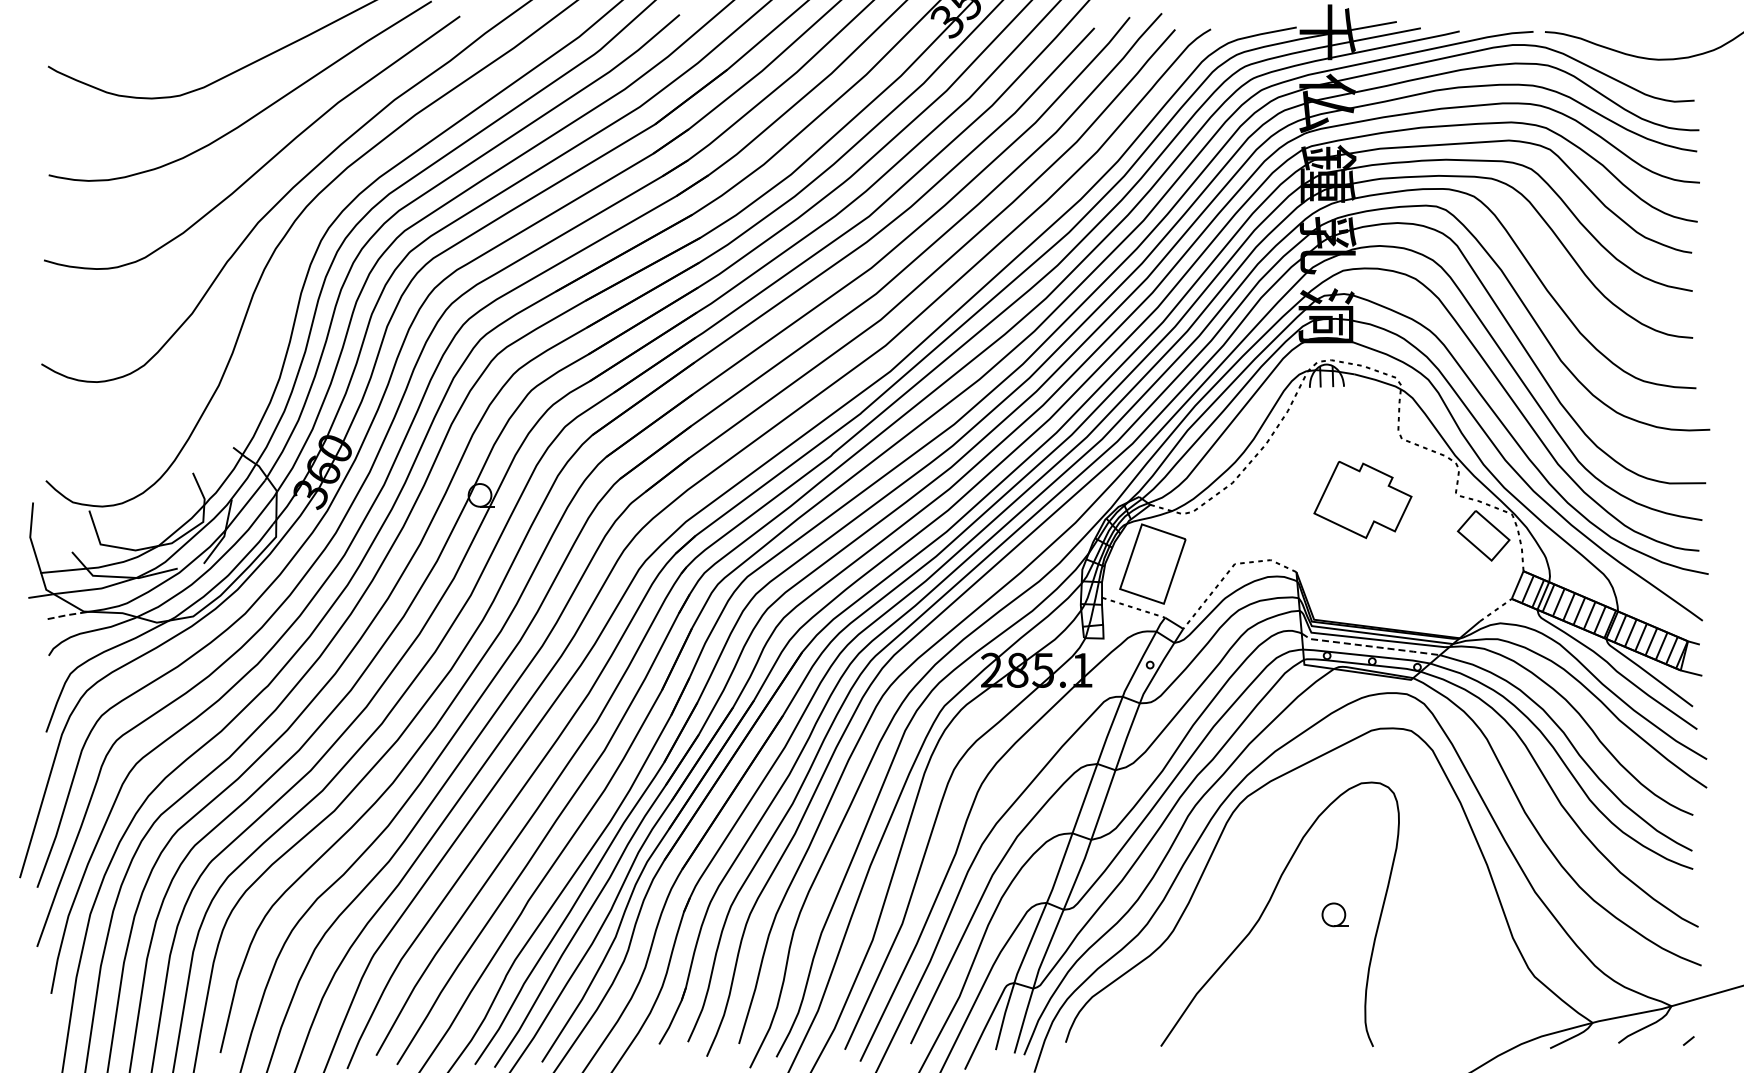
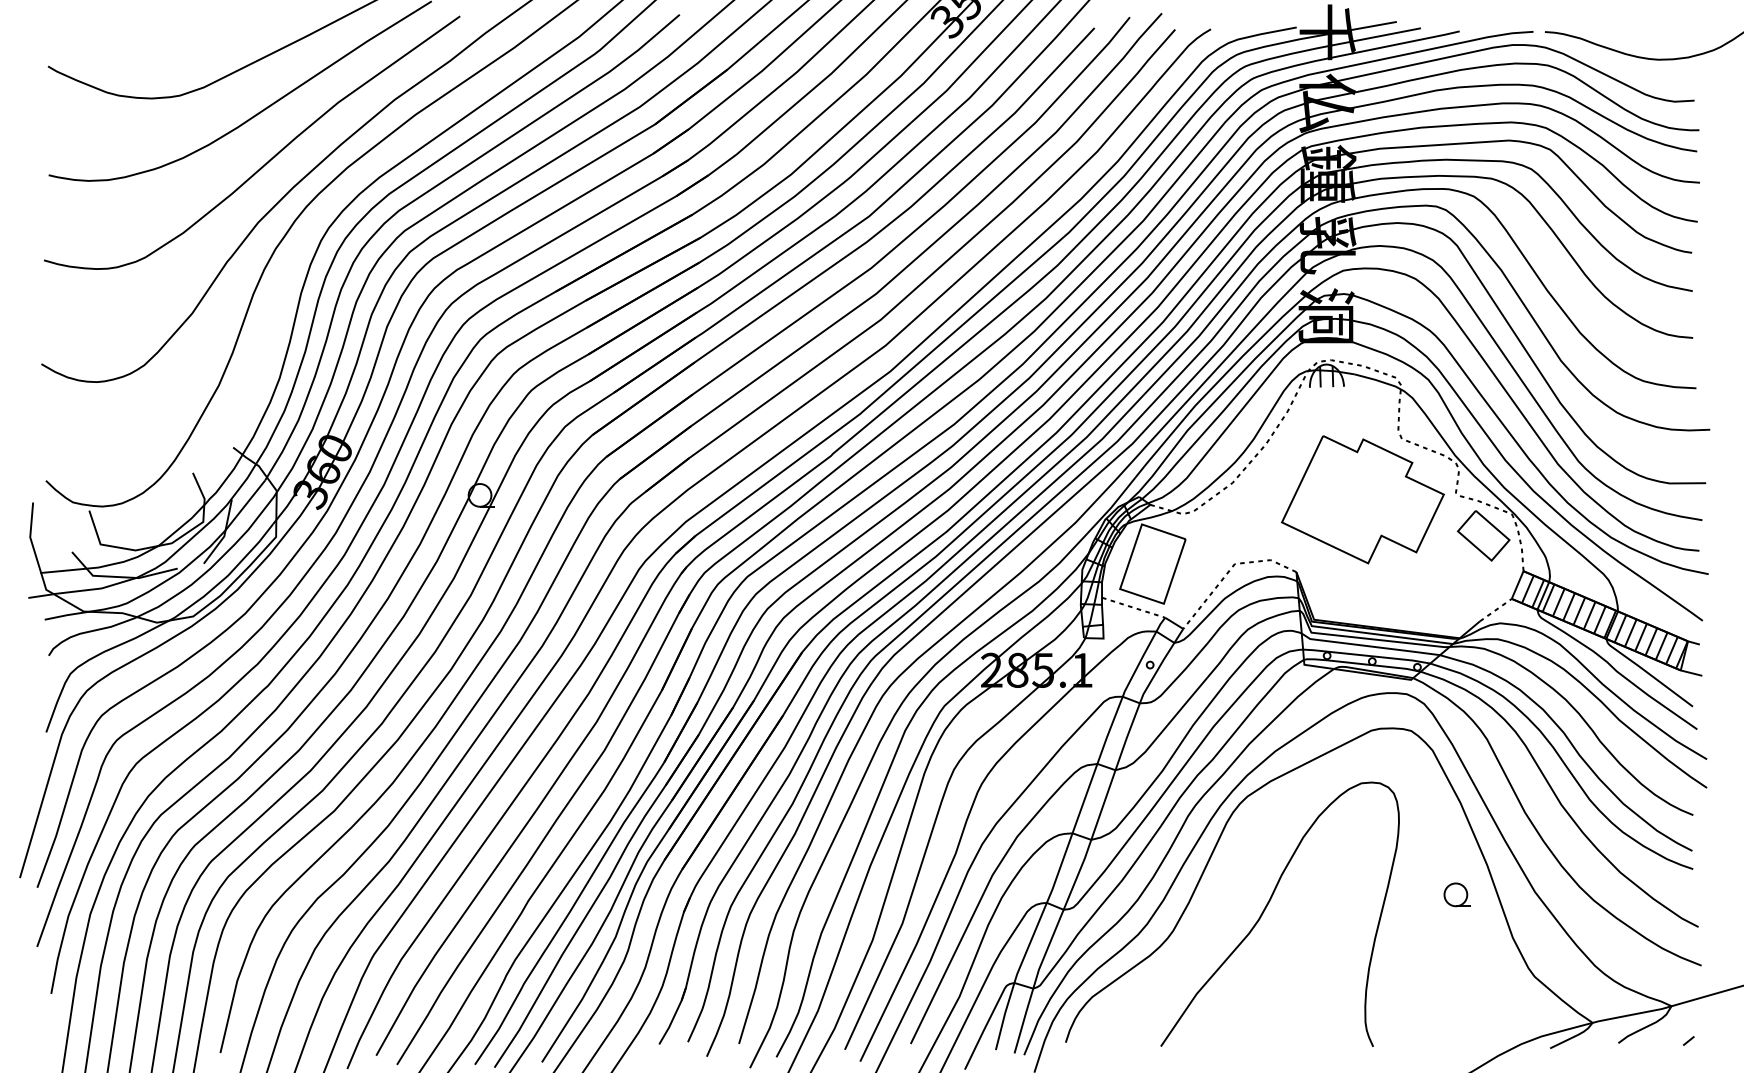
part size: 100x79 px -> 164x130 px (1362, 499)
line: dashed -> solid (66, 615)
line: dashed -> solid (1369, 646)
part position: (1334, 914) -> (1456, 894) (1456, 894)
